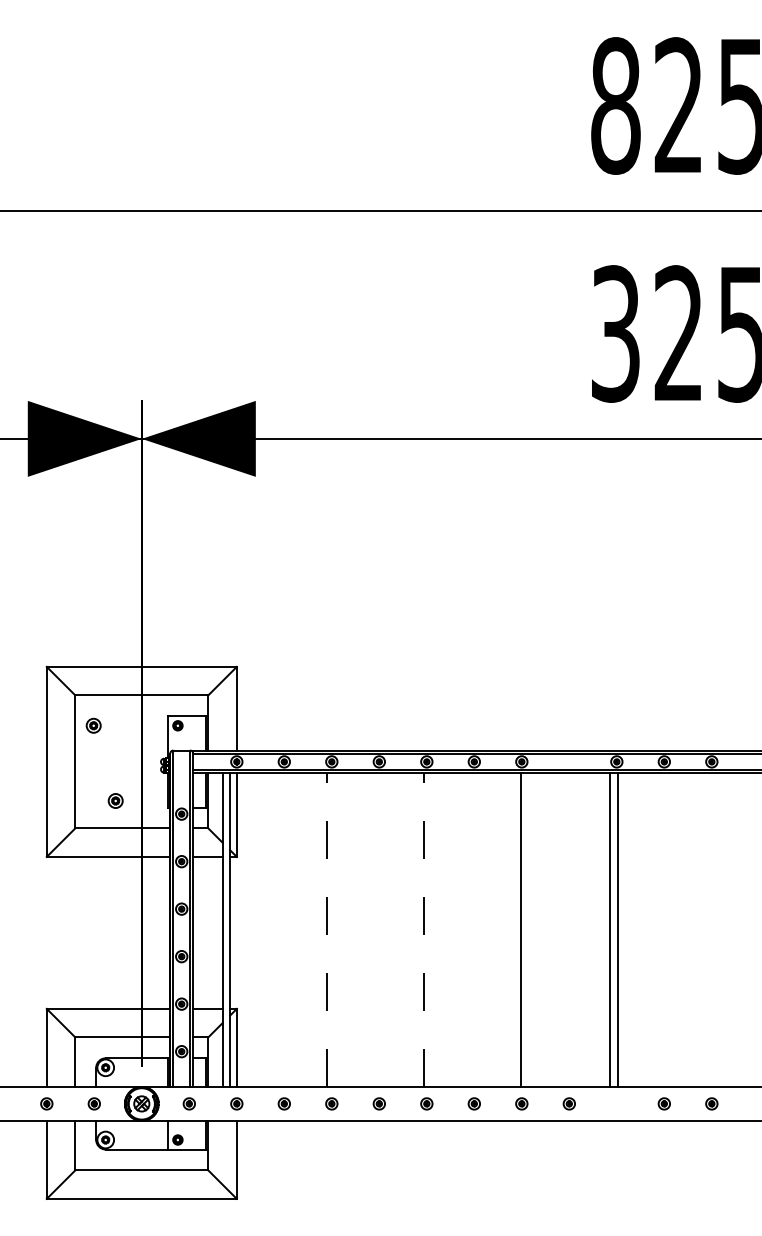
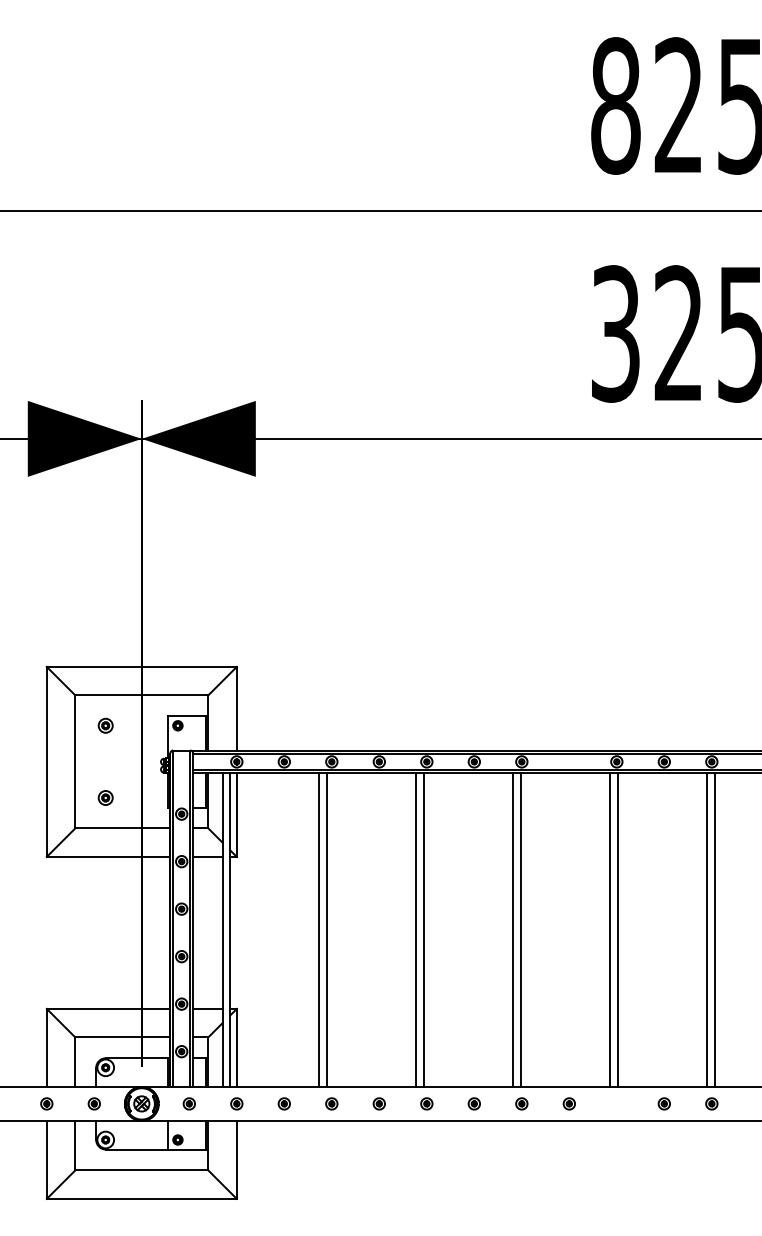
part position: (93, 725) -> (105, 725) (105, 725)
part position: (115, 800) -> (105, 797) (105, 797)
line: none -> present (319, 930)
line: dashed -> solid (327, 930)
line: none -> present (416, 930)
line: dashed -> solid (423, 930)
line: none -> present (513, 930)
line: none -> present (707, 930)
line: none -> present (714, 930)
